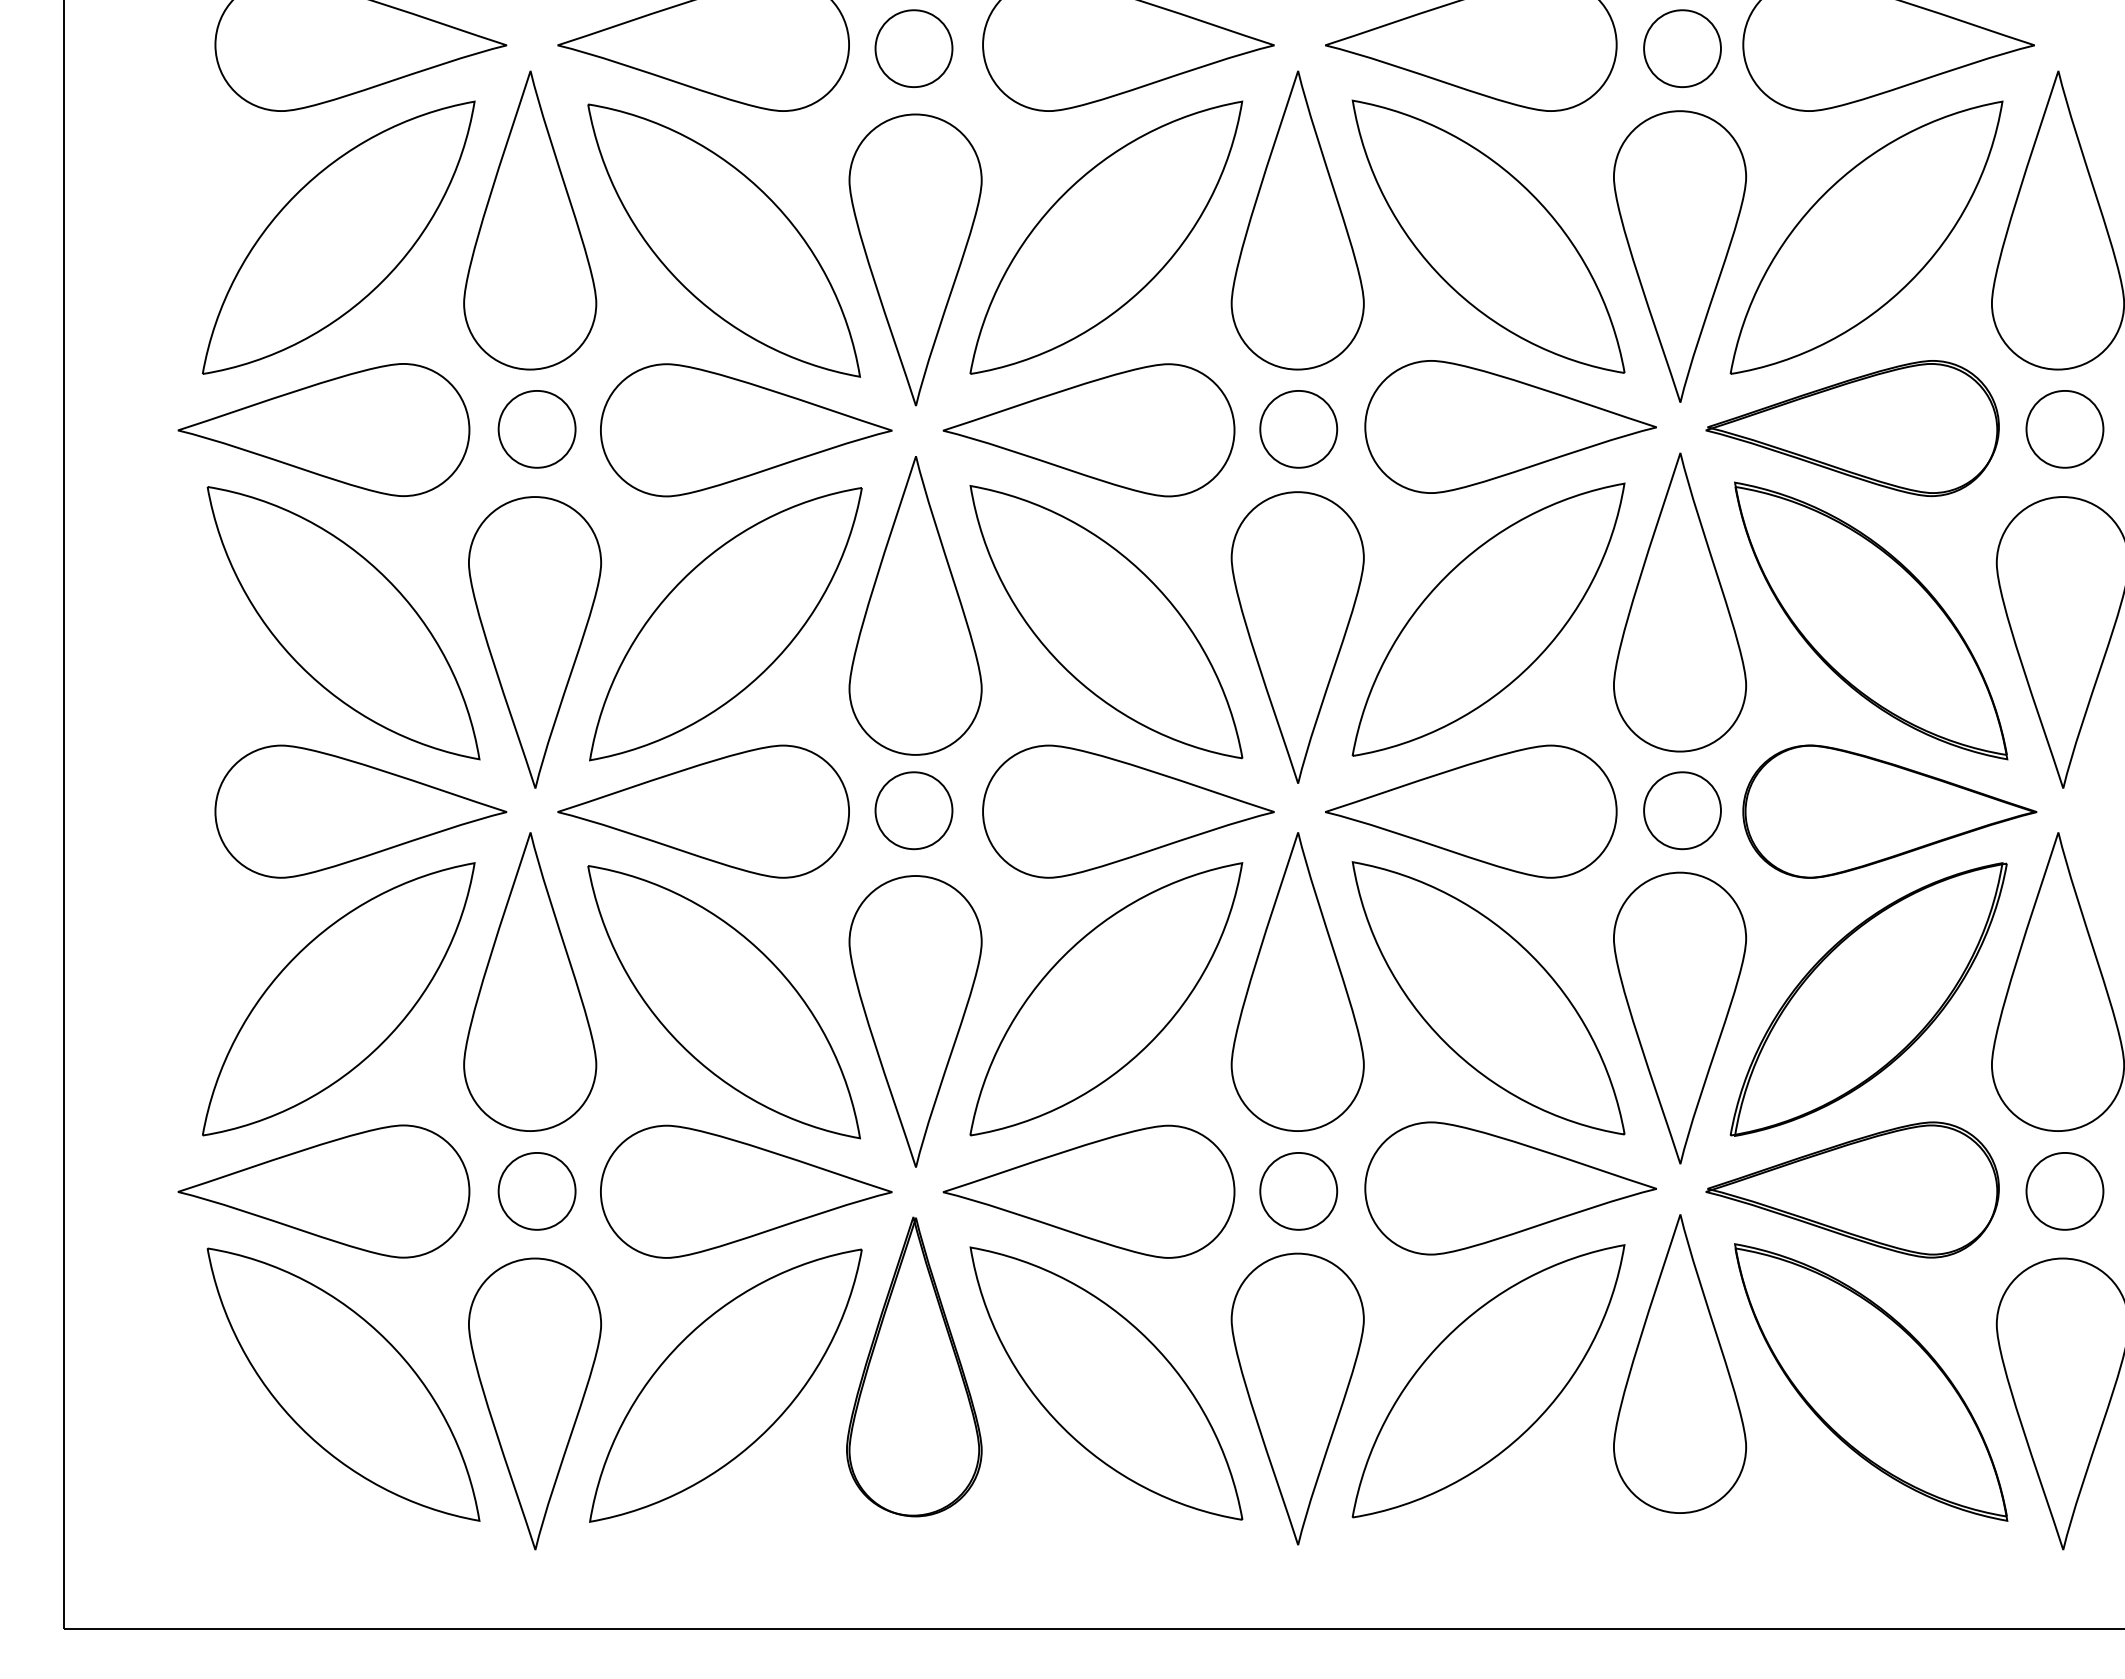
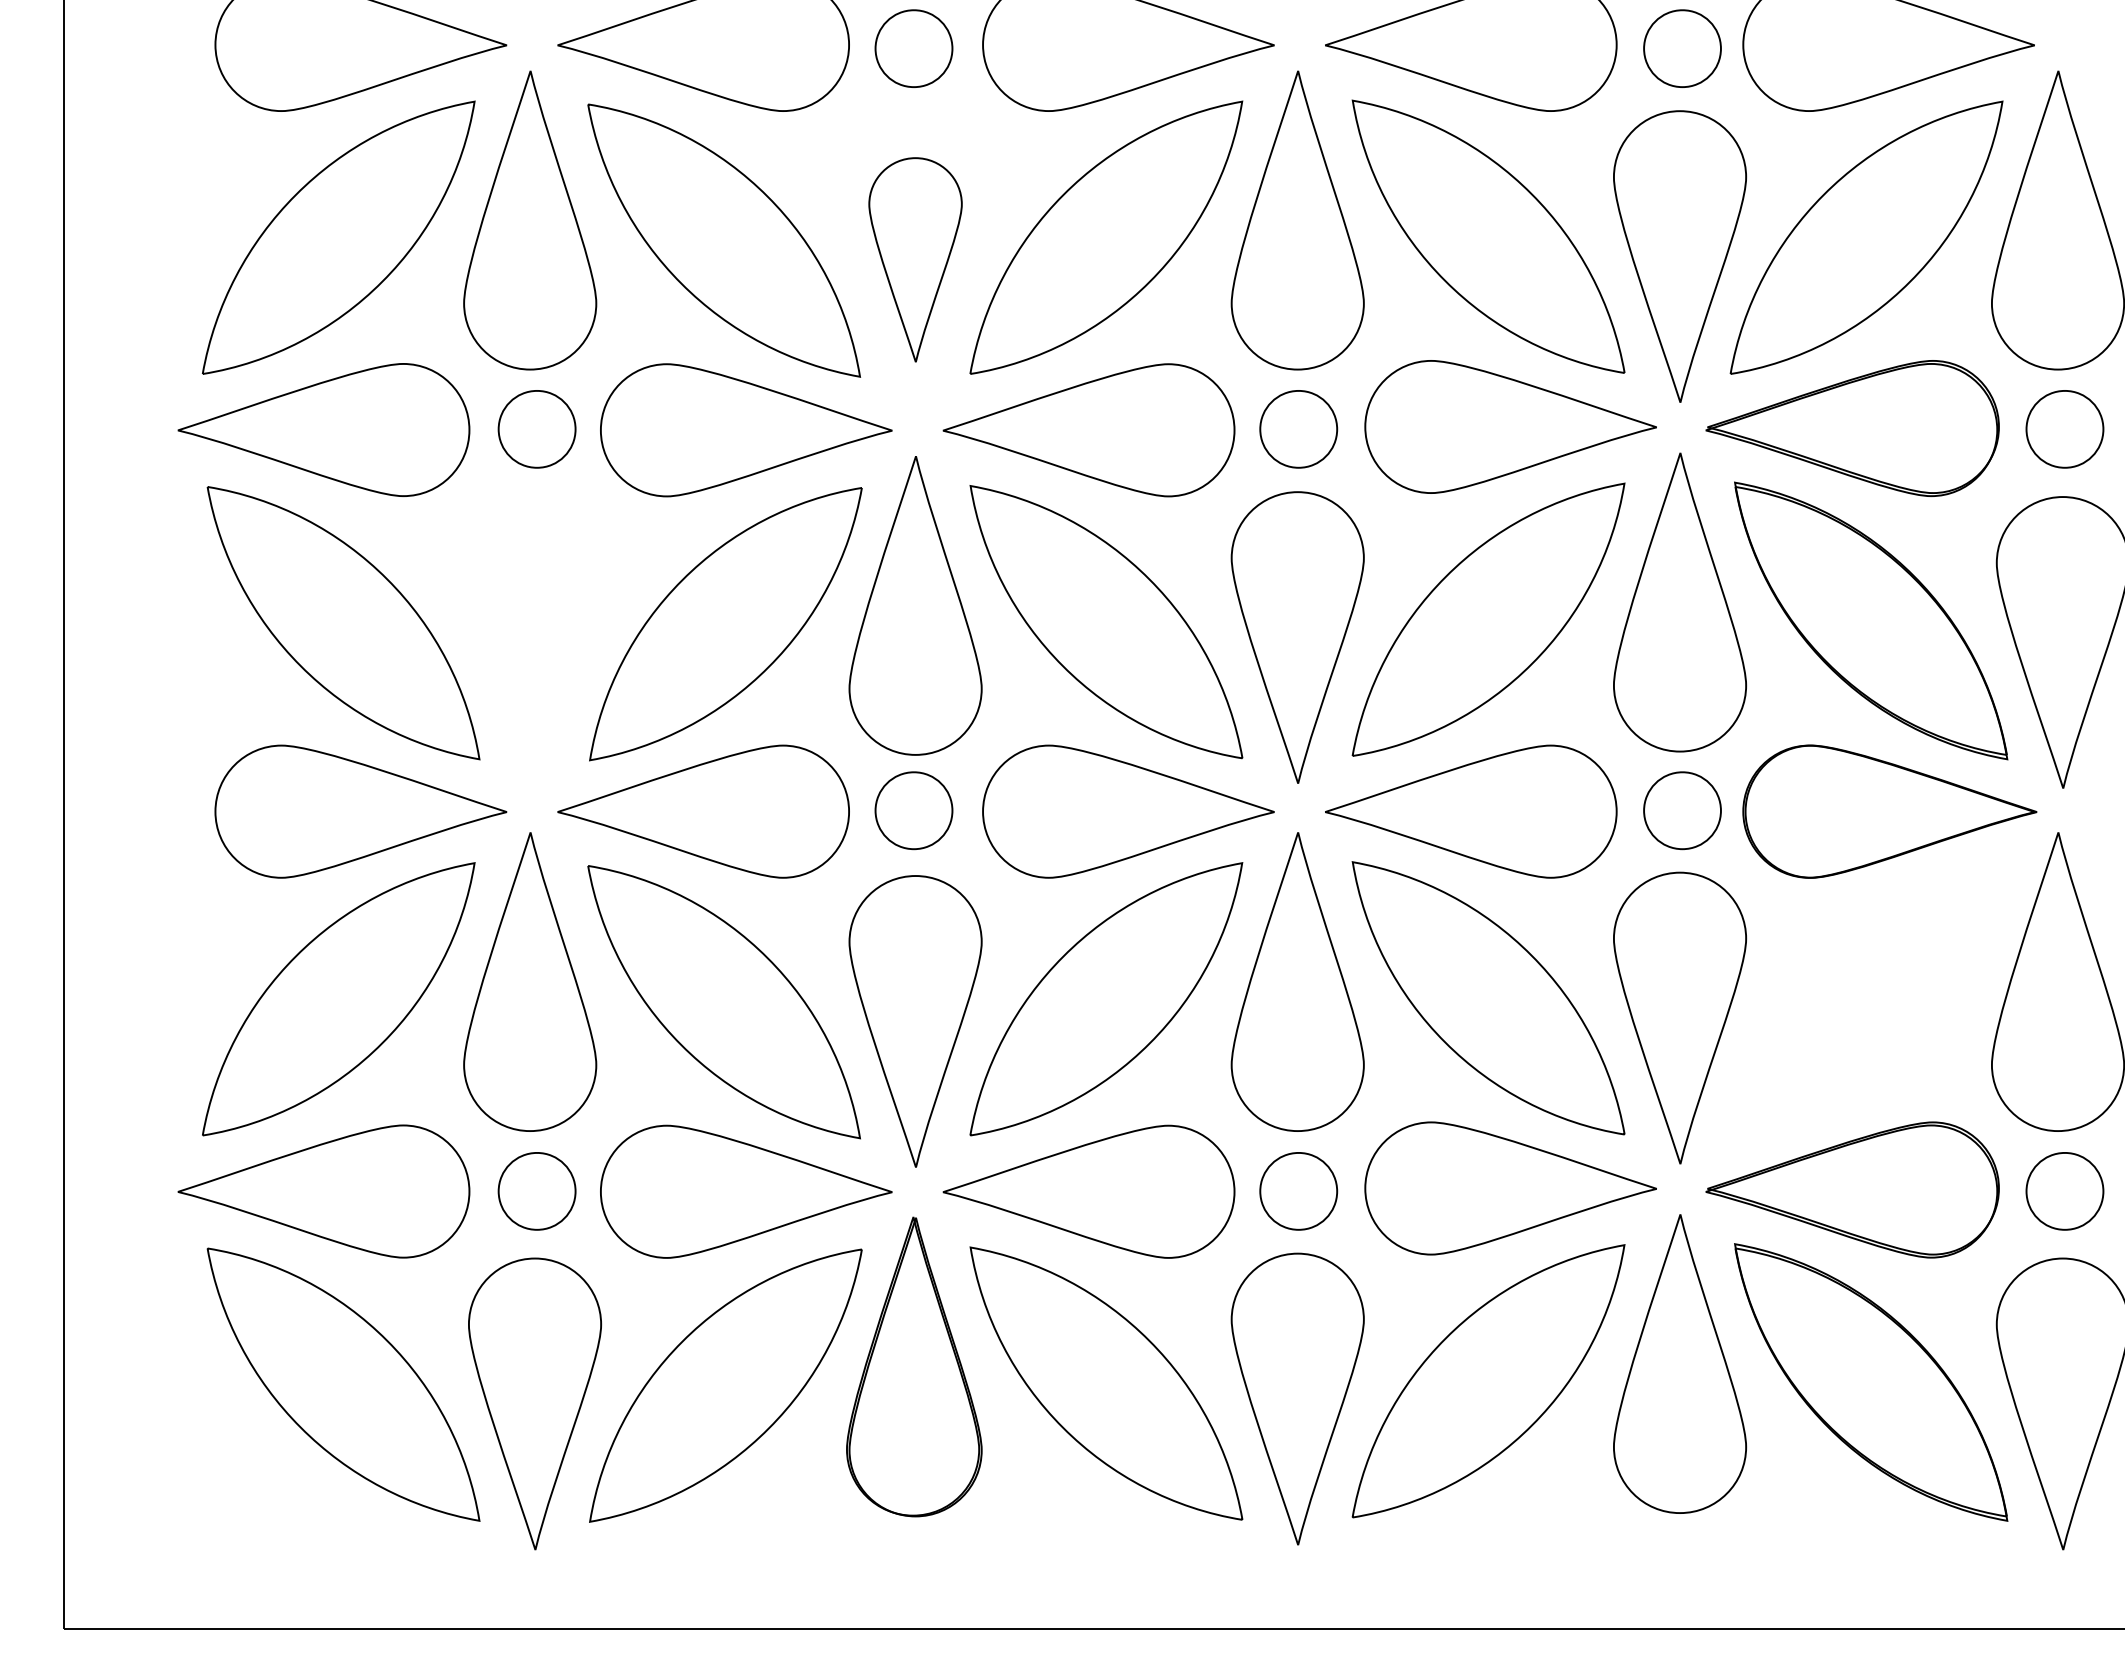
part size: 135x294 px -> 95x206 px (915, 259)
part: present -> none (534, 642)
part: present -> none (1868, 999)
